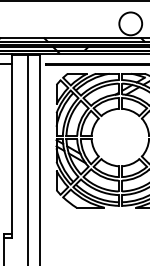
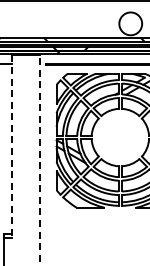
line: solid -> dashed (11, 147)
line: present -> none (27, 158)
line: solid -> dashed (40, 160)
